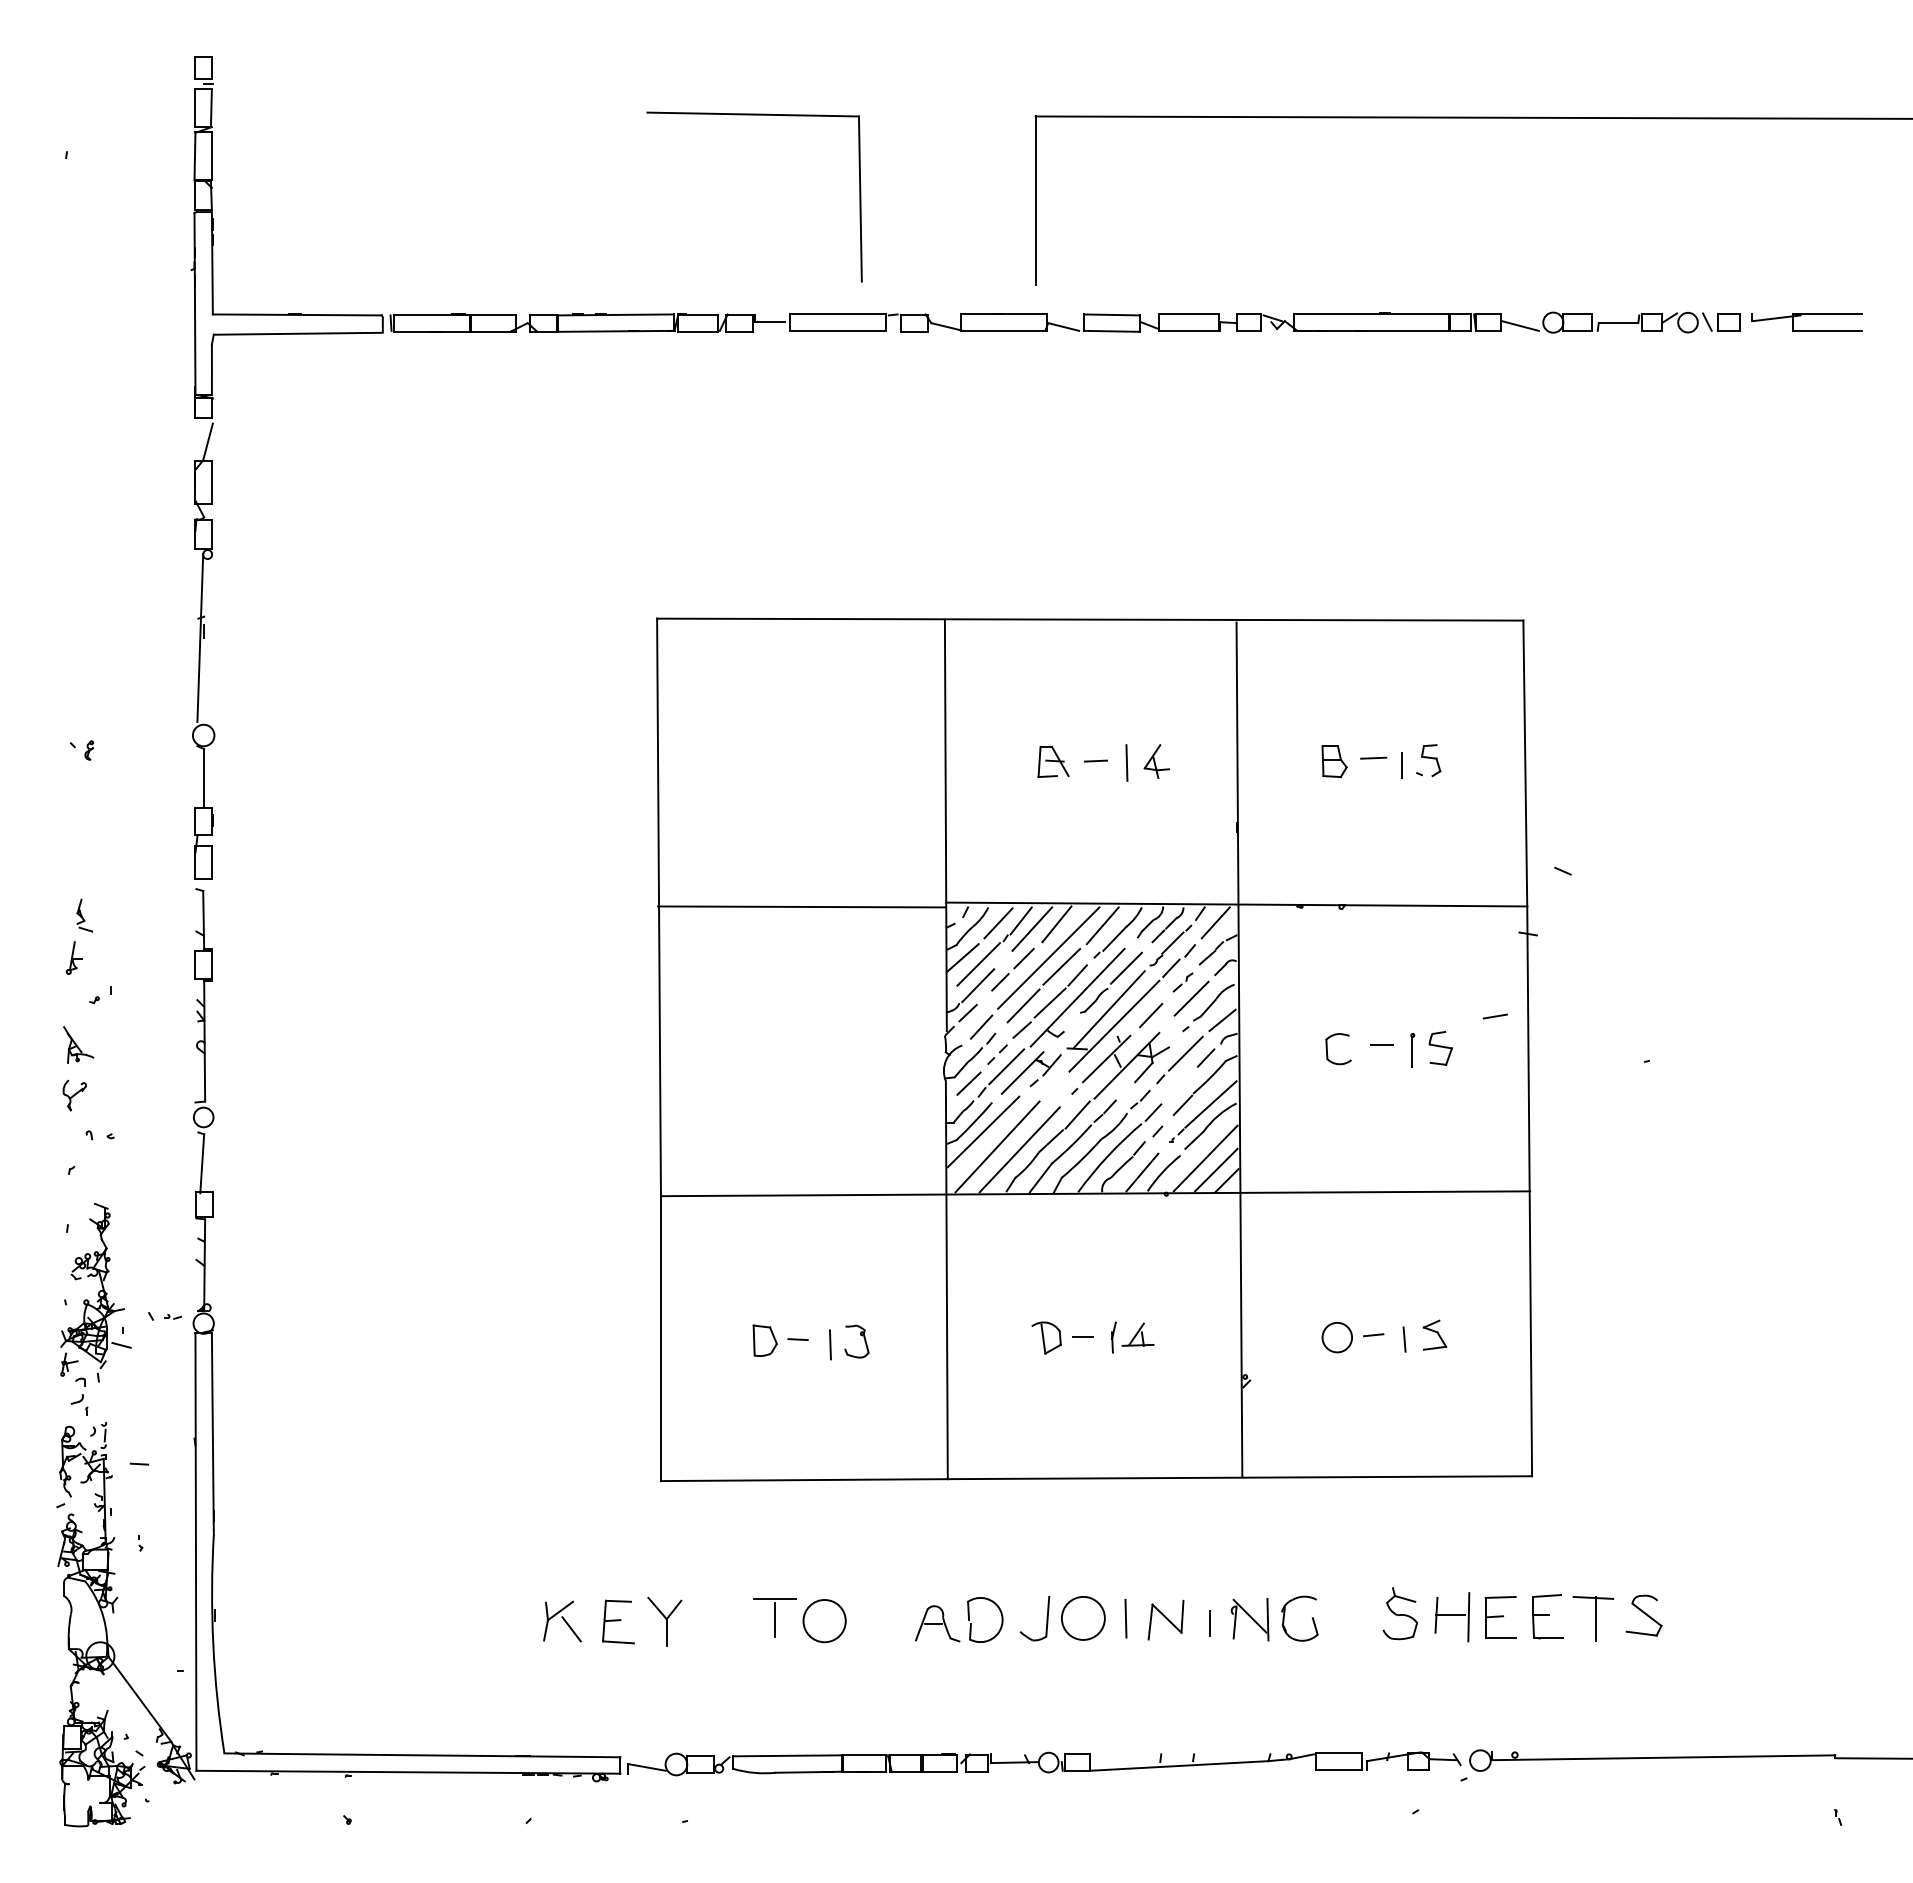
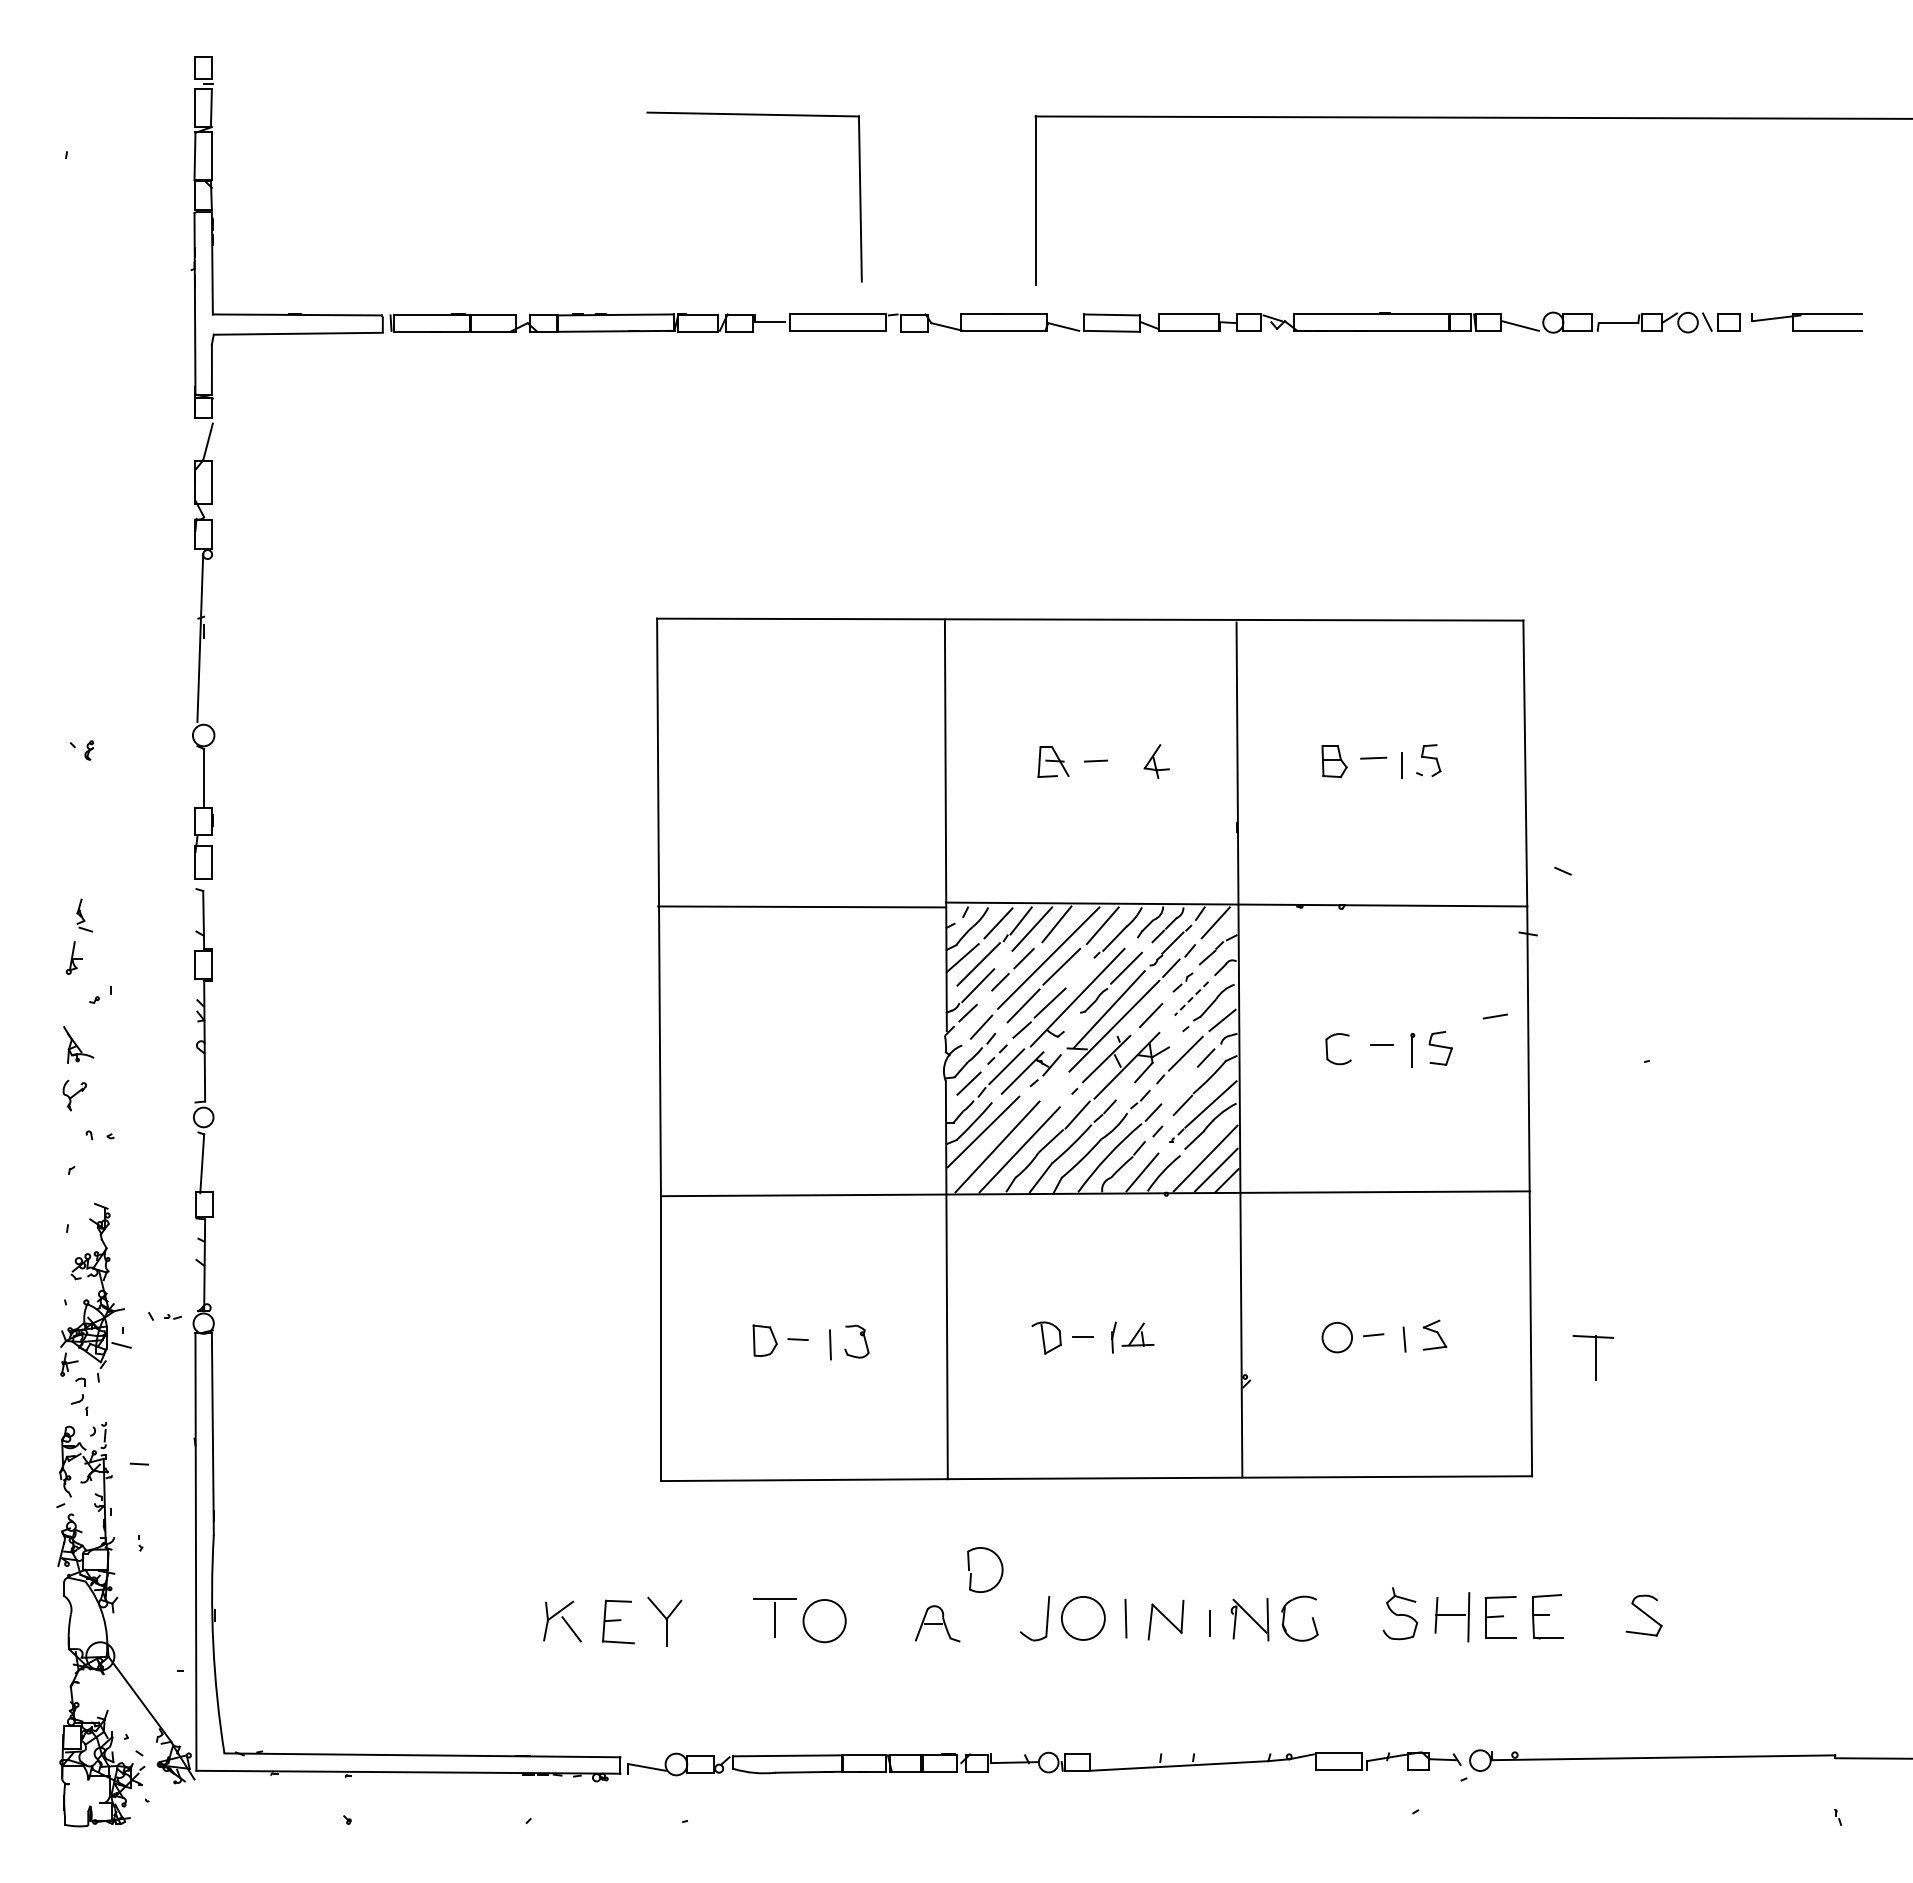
line: present -> none (1126, 762)
line: present -> none (1077, 975)
line: solid -> dashed (1191, 998)
part position: (1593, 1618) -> (1593, 1357) (1593, 1357)
part position: (971, 1623) -> (971, 1573) (971, 1573)
